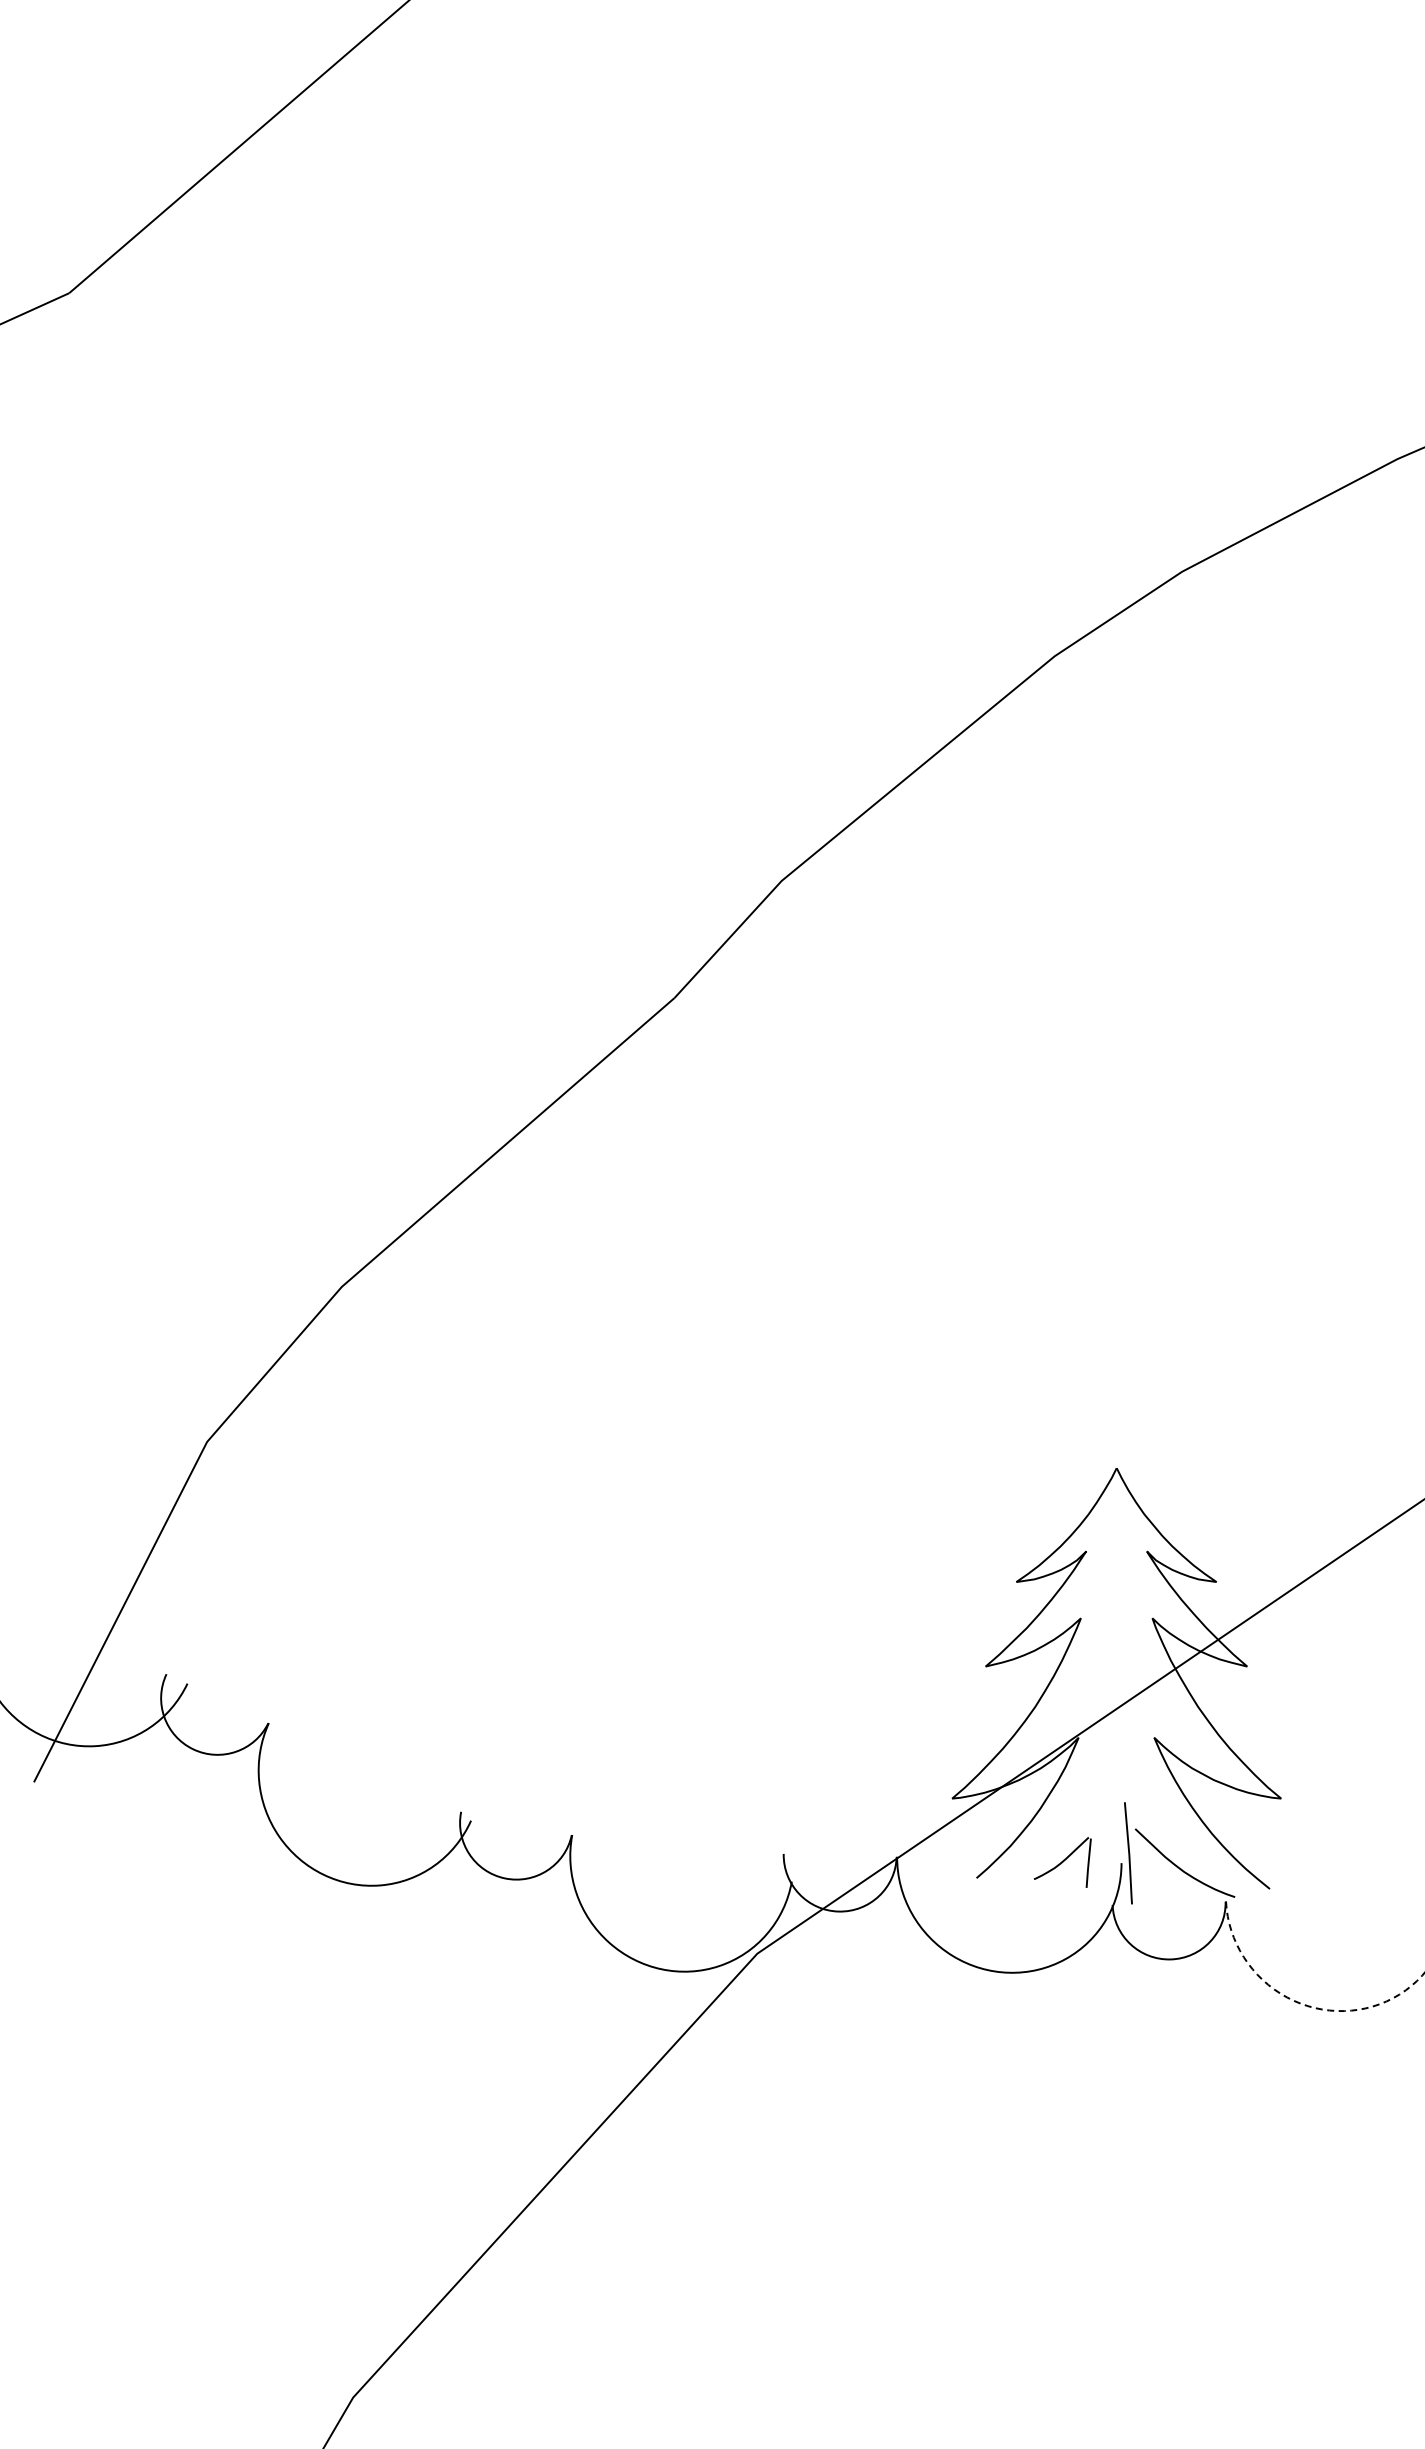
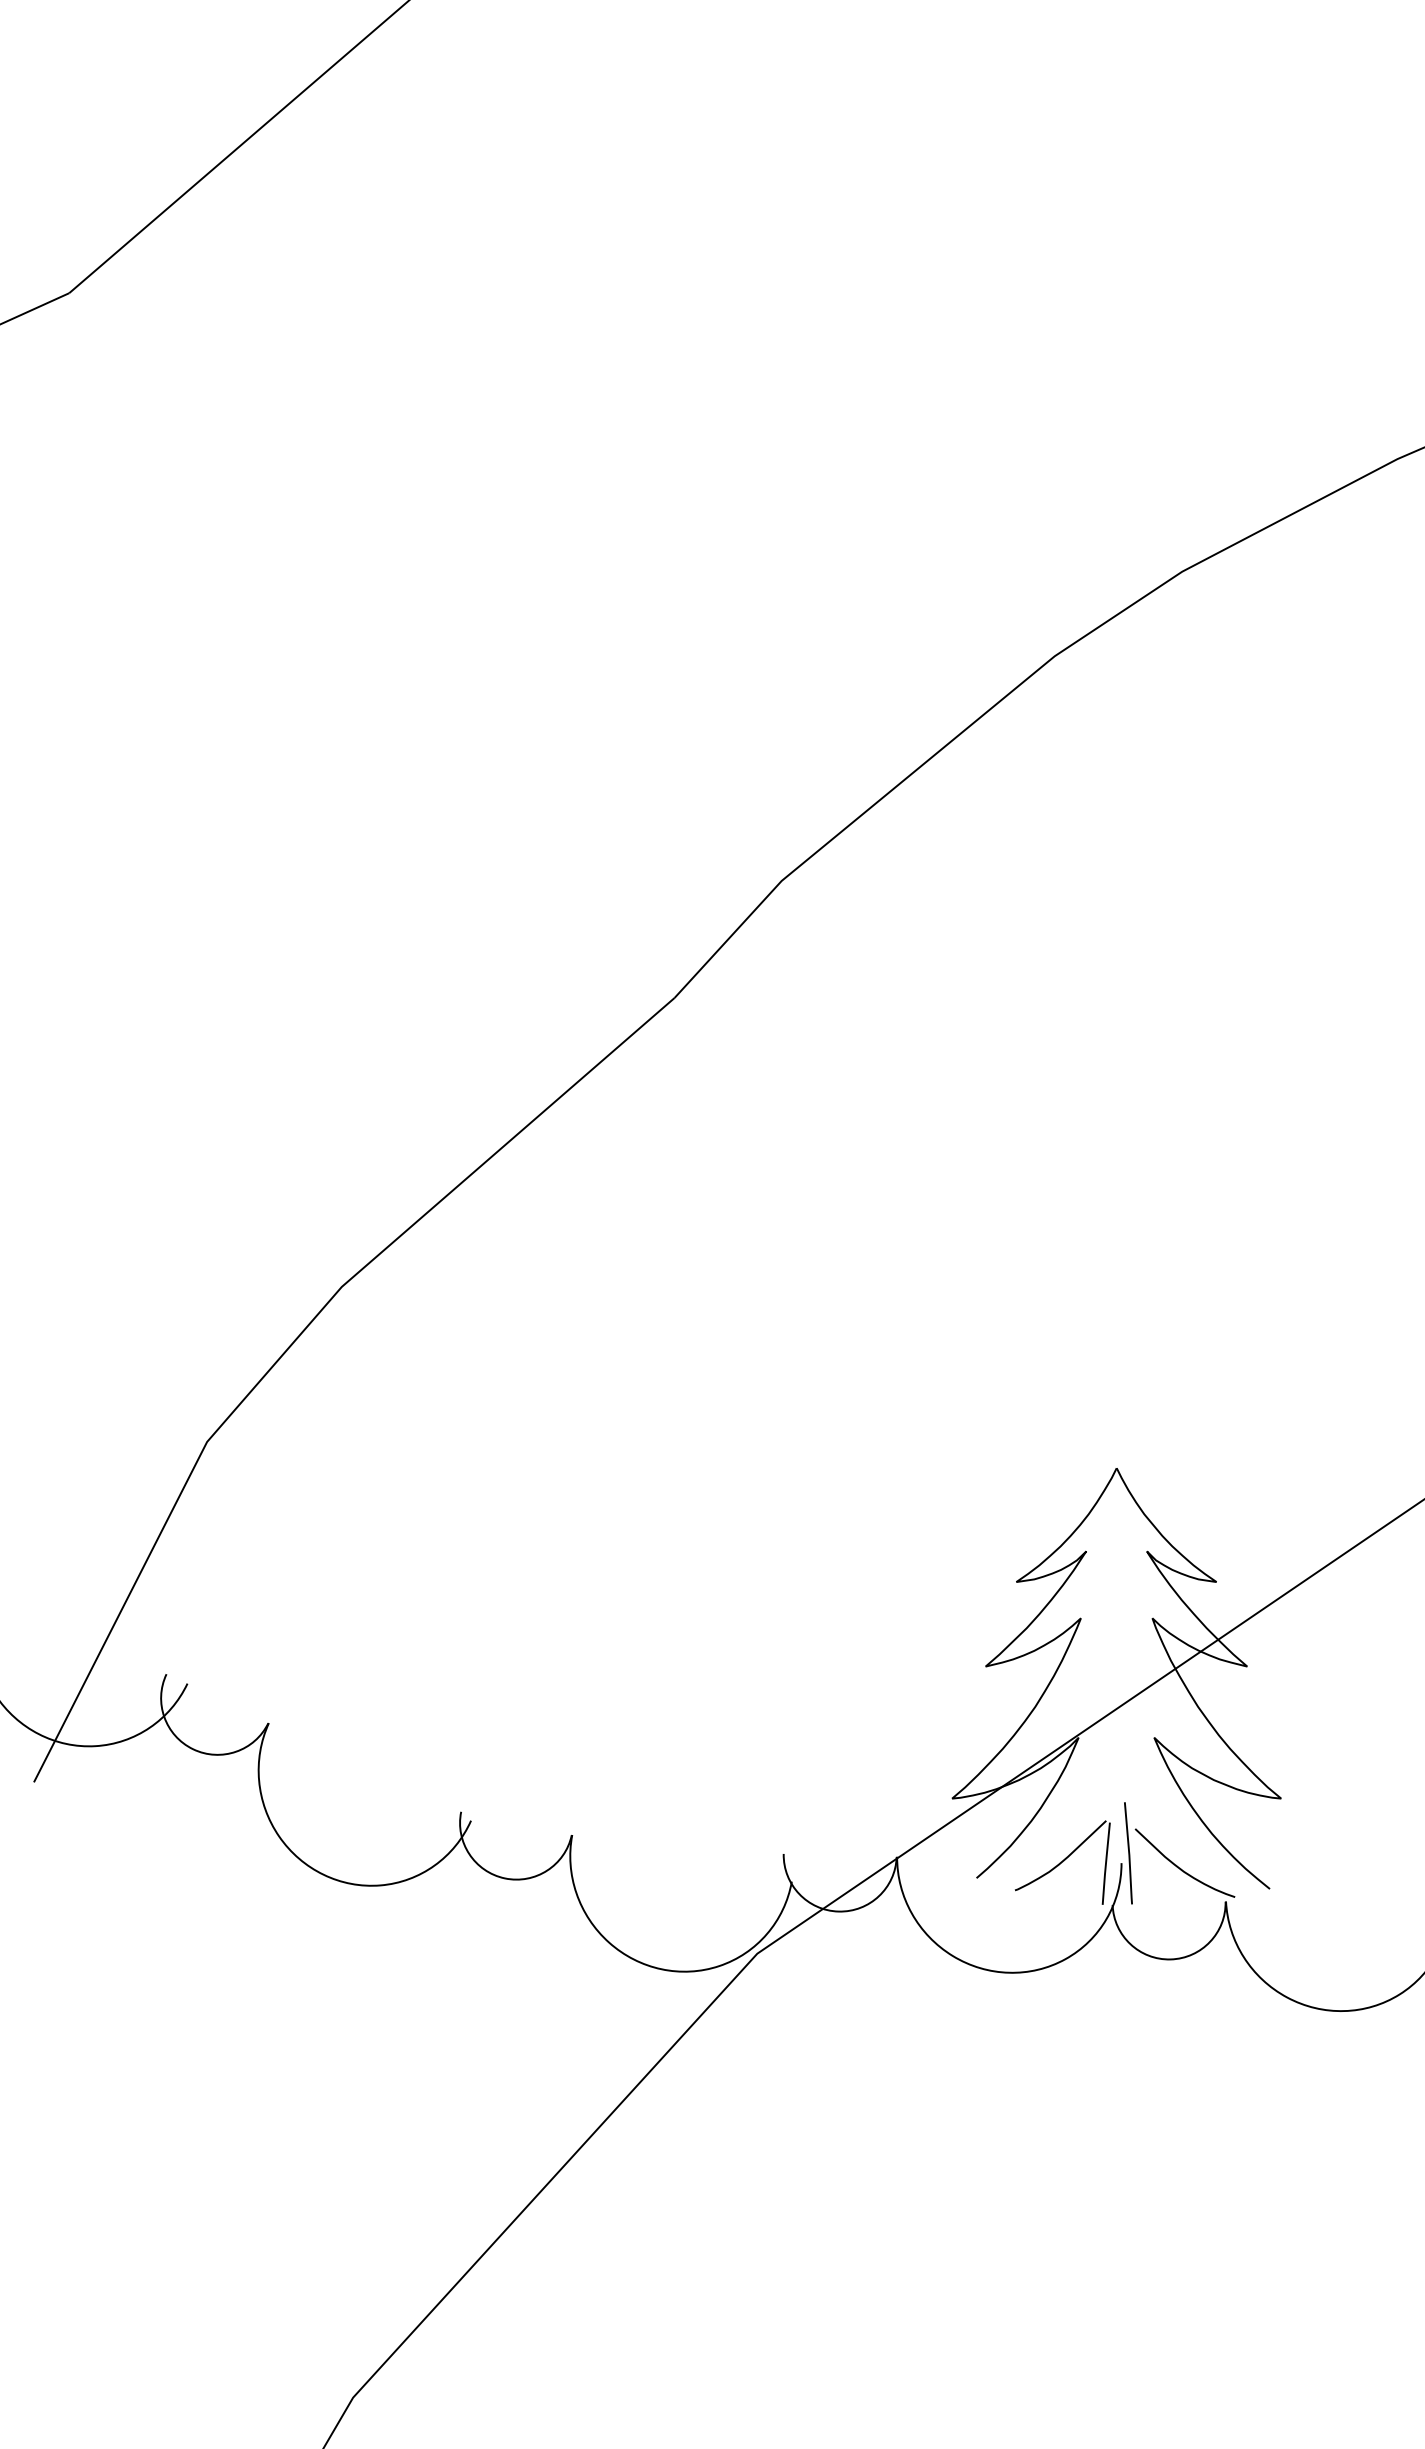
part size: 59x51 px -> 97x85 px (1062, 1862)
arc: dashed -> solid (1302, 2004)
